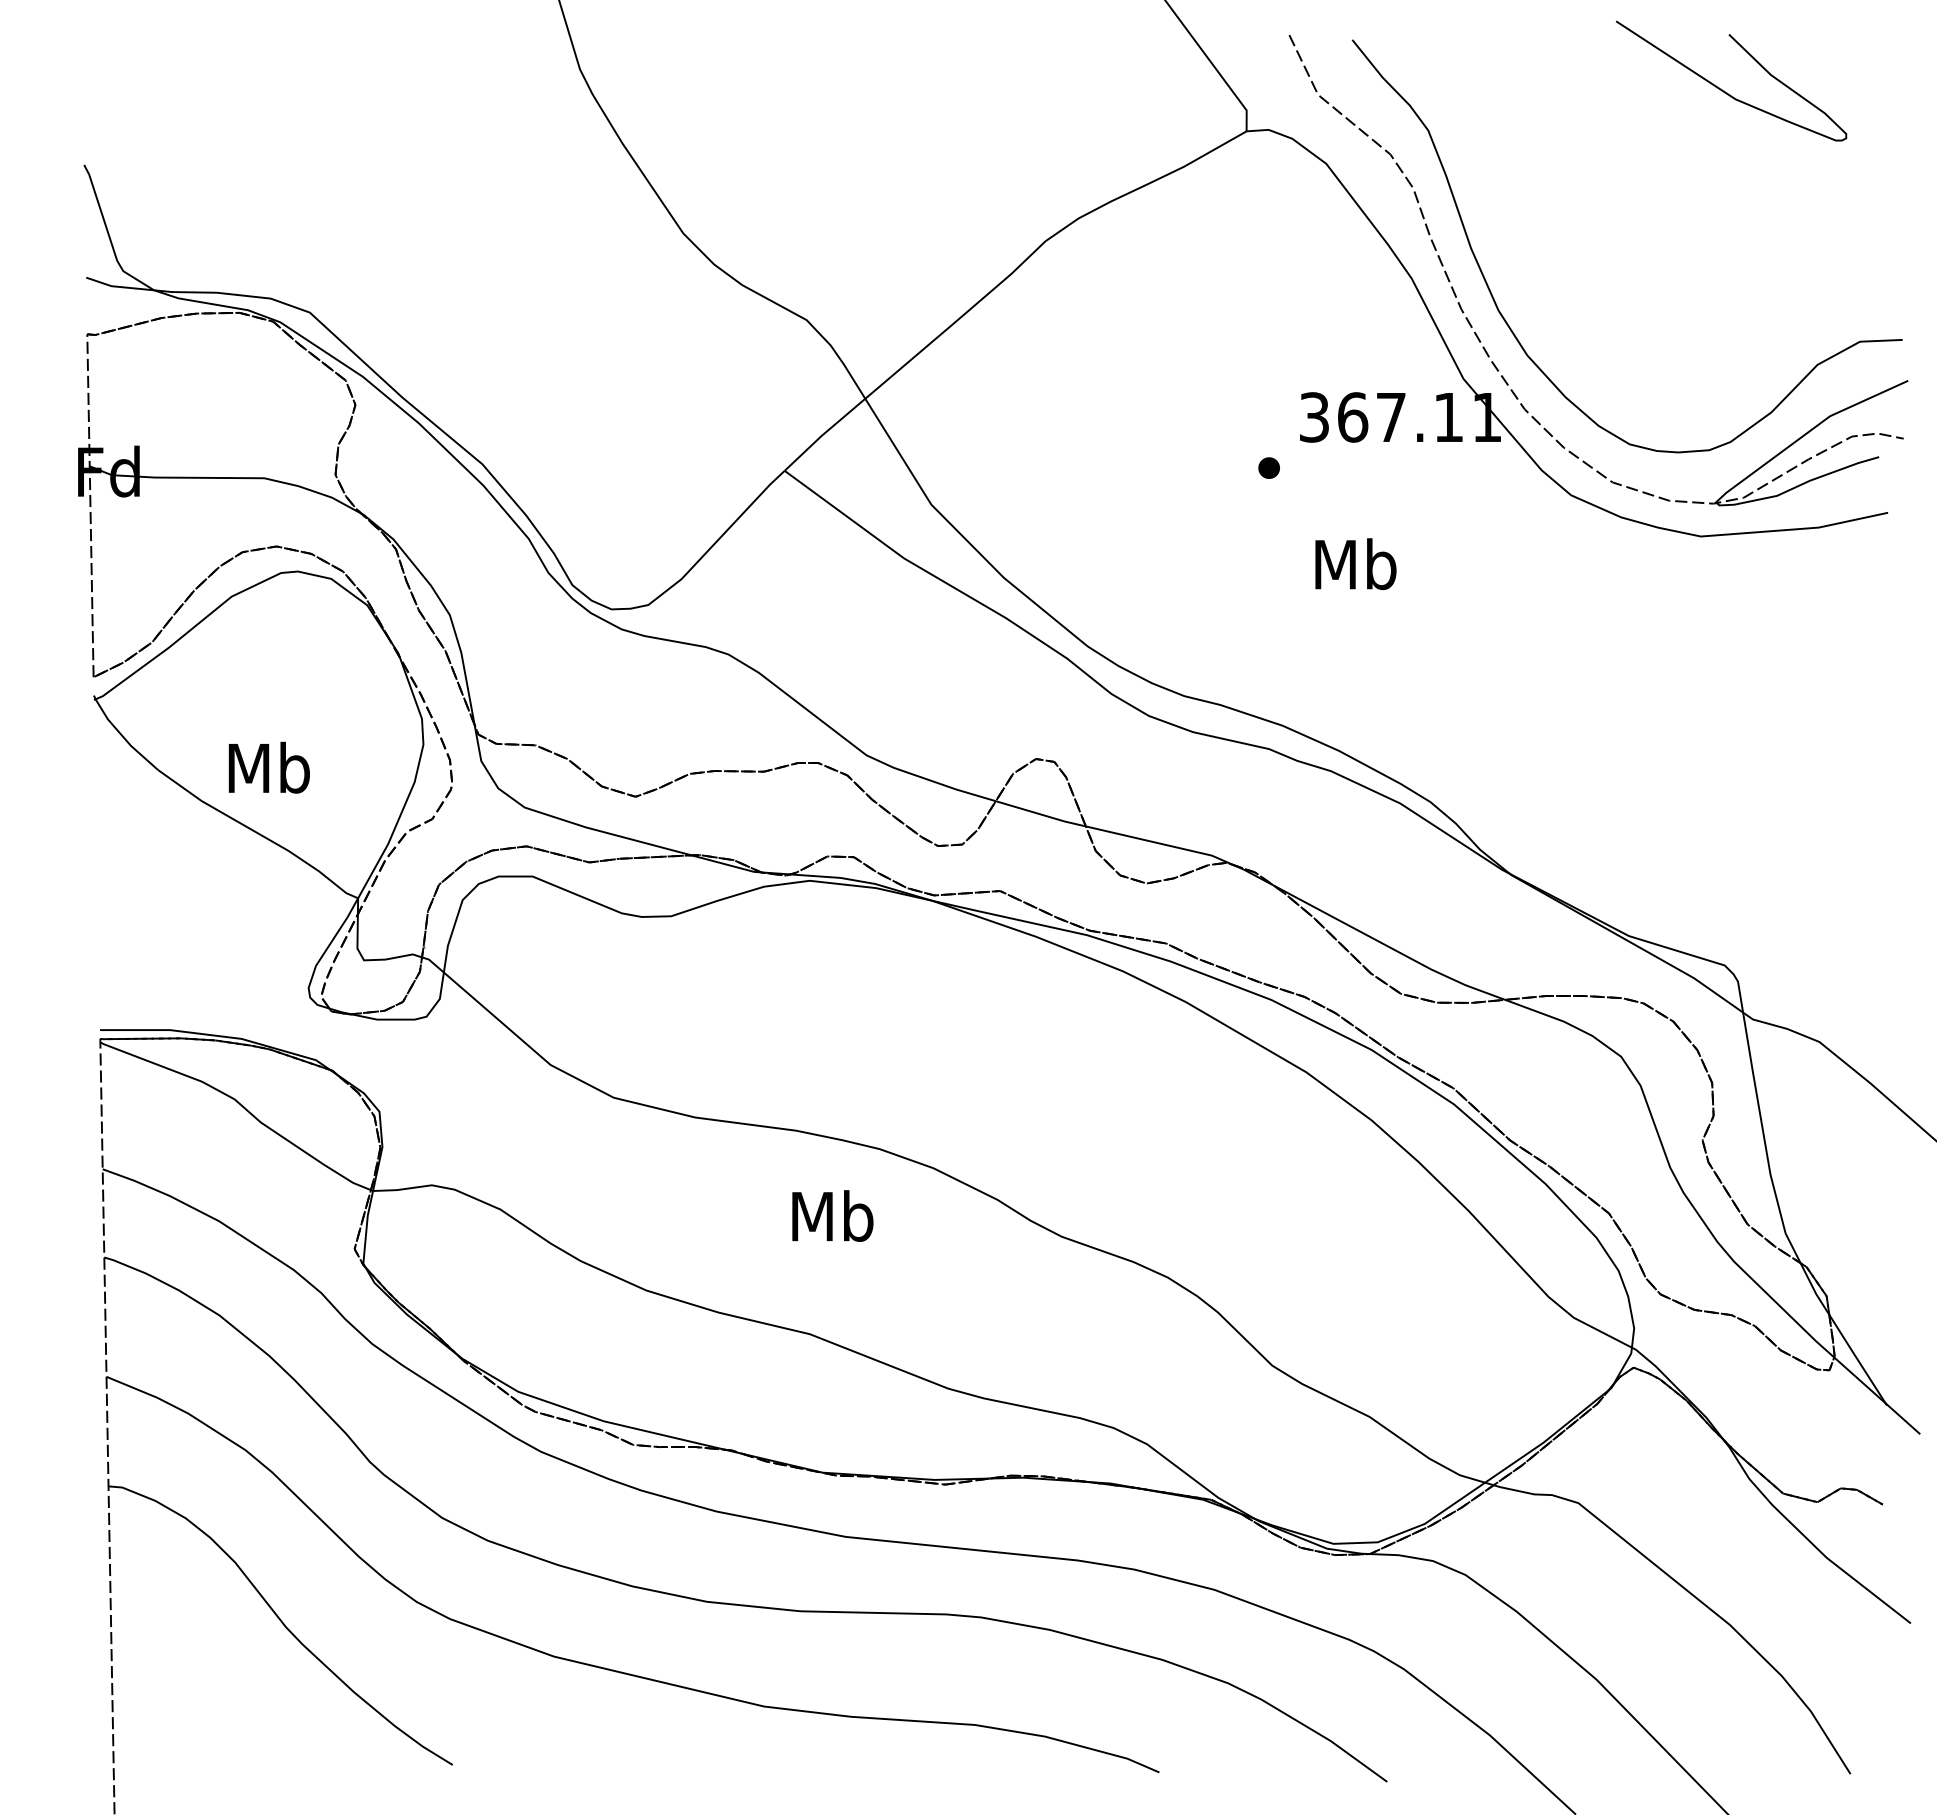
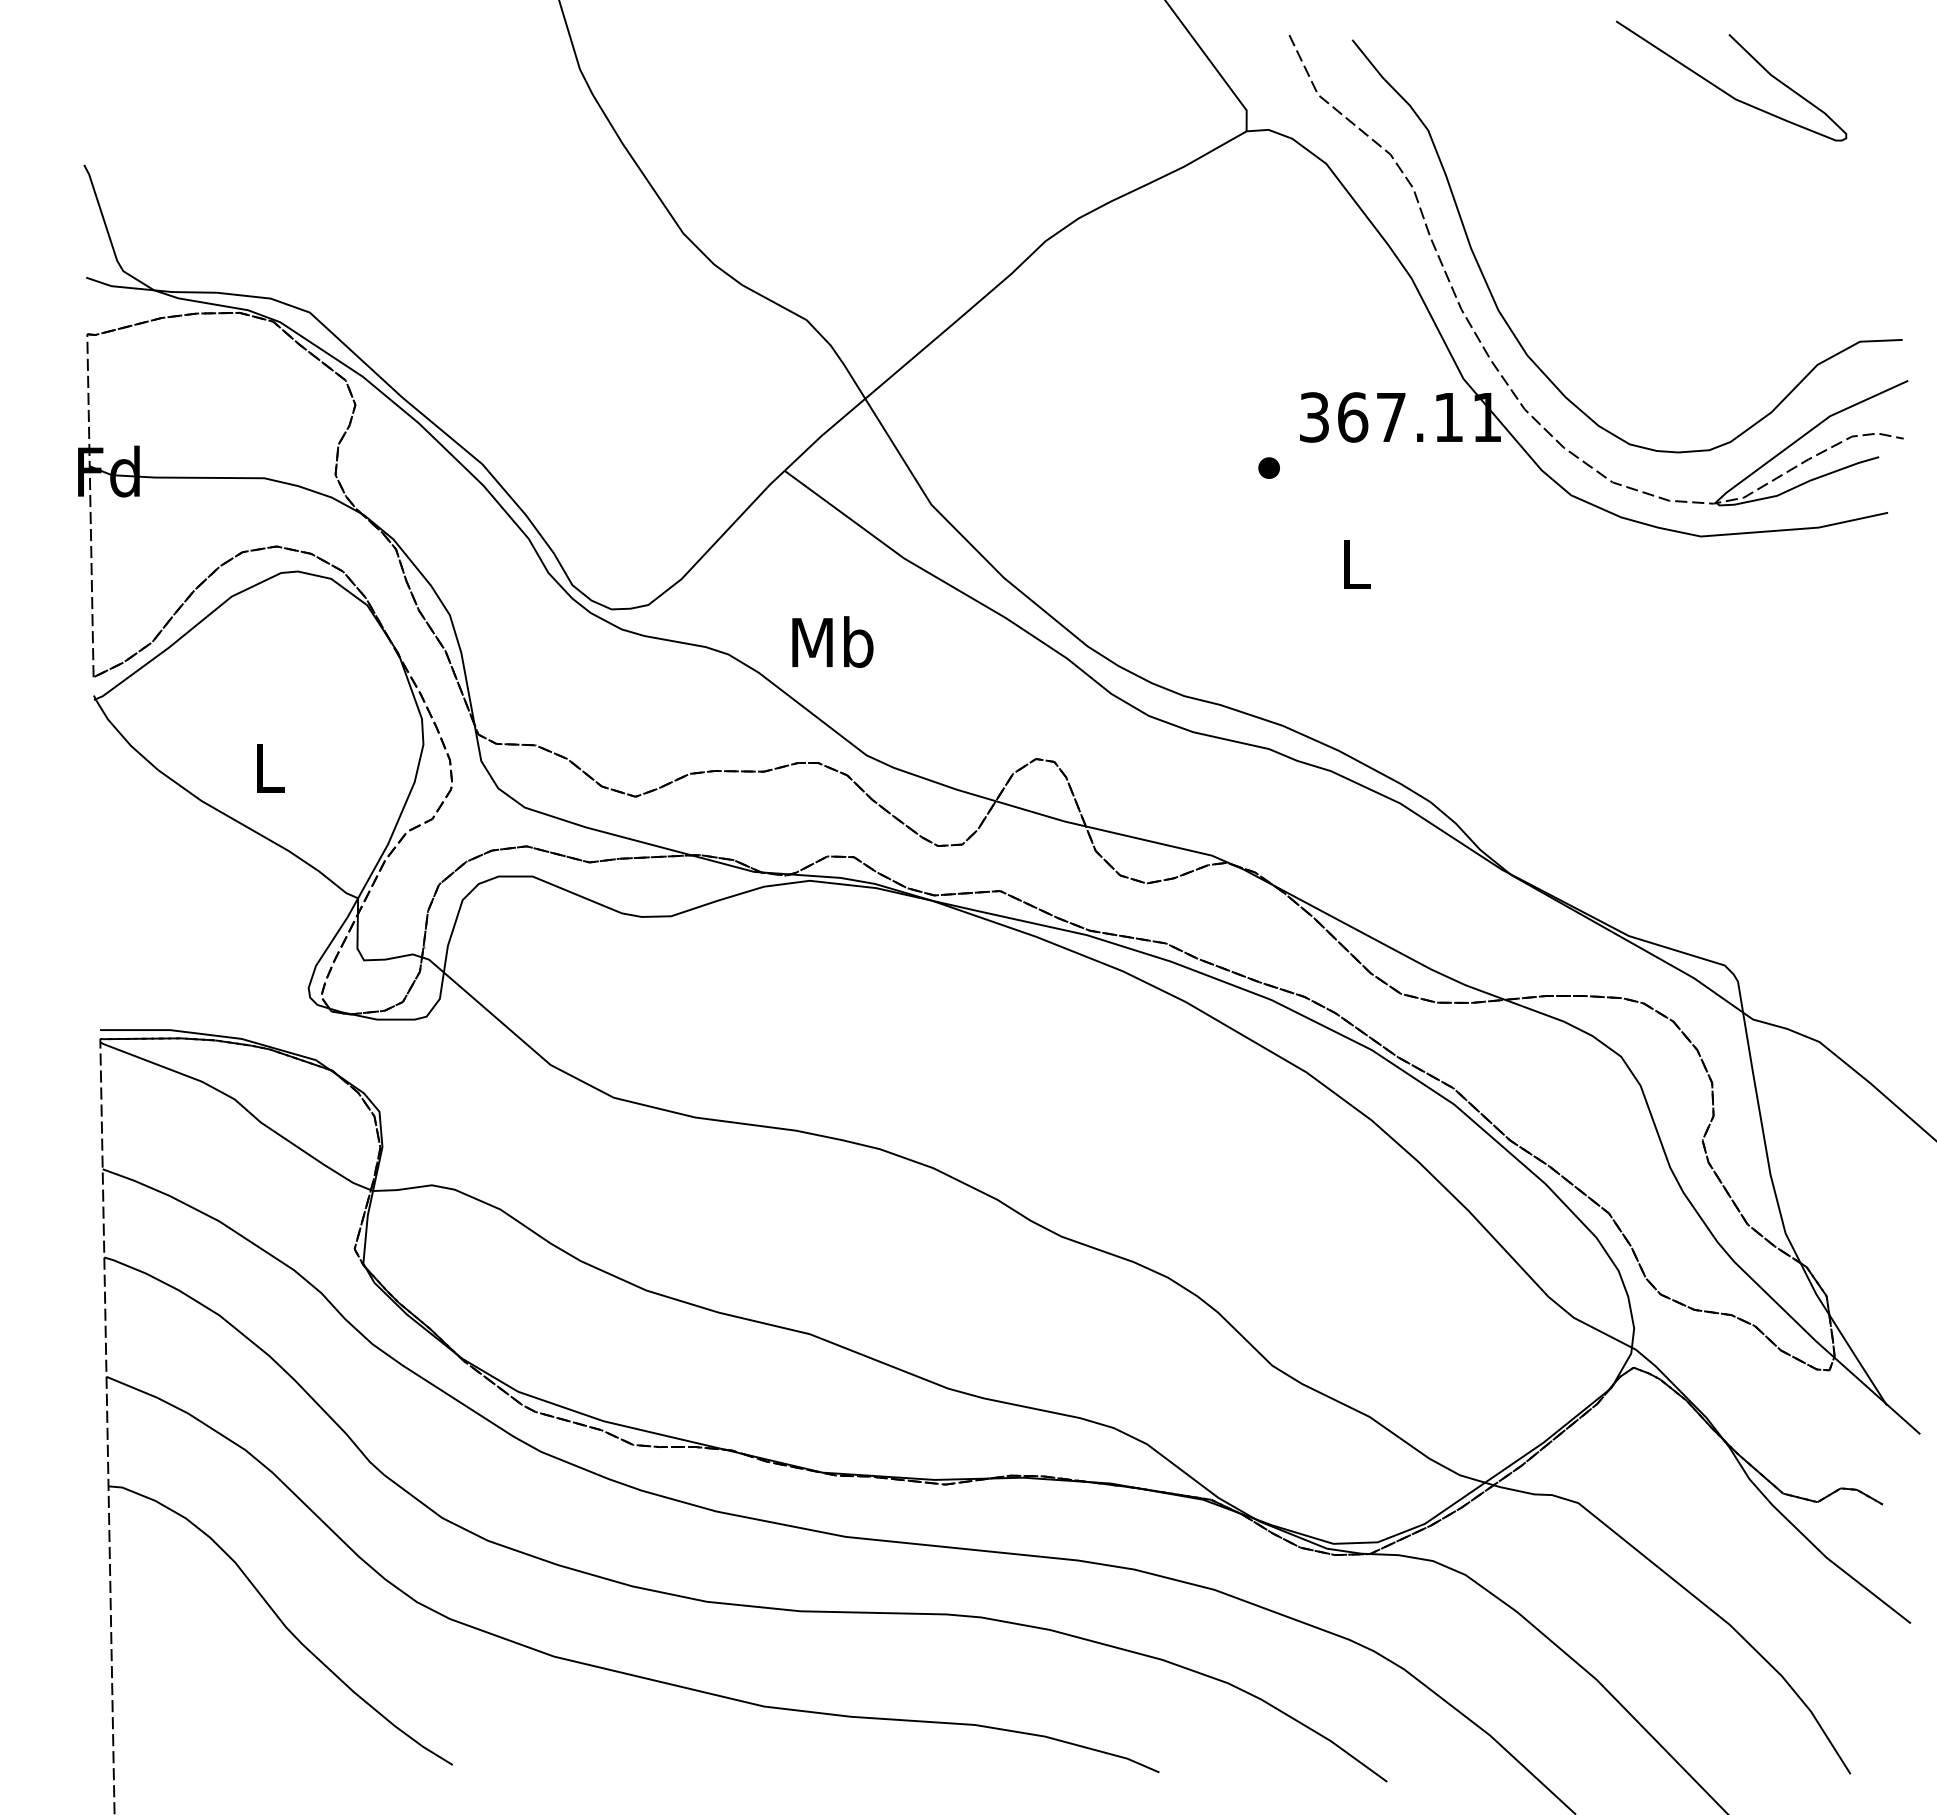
text: Mb -> L (1355, 564)
text: Mb -> L (268, 767)
text position: (832, 1215) -> (832, 641) (832, 641)
